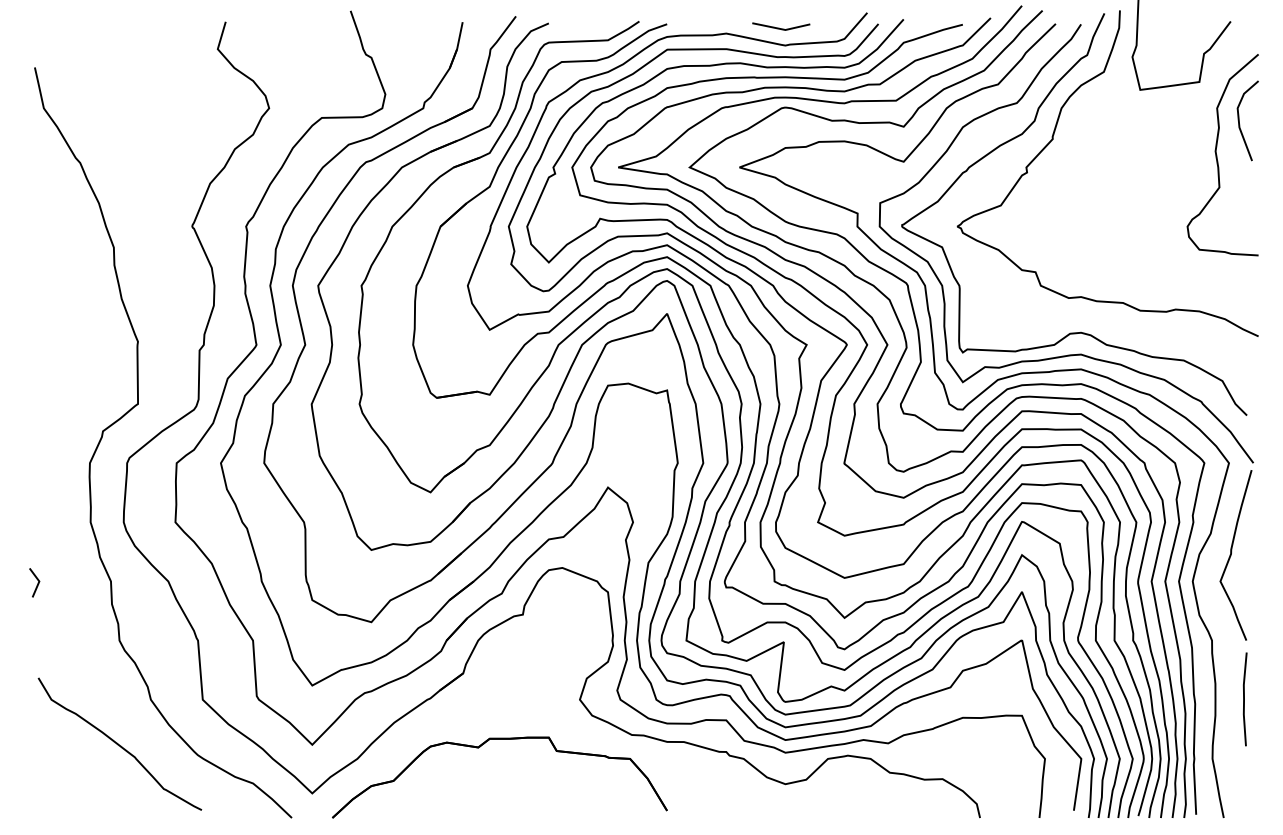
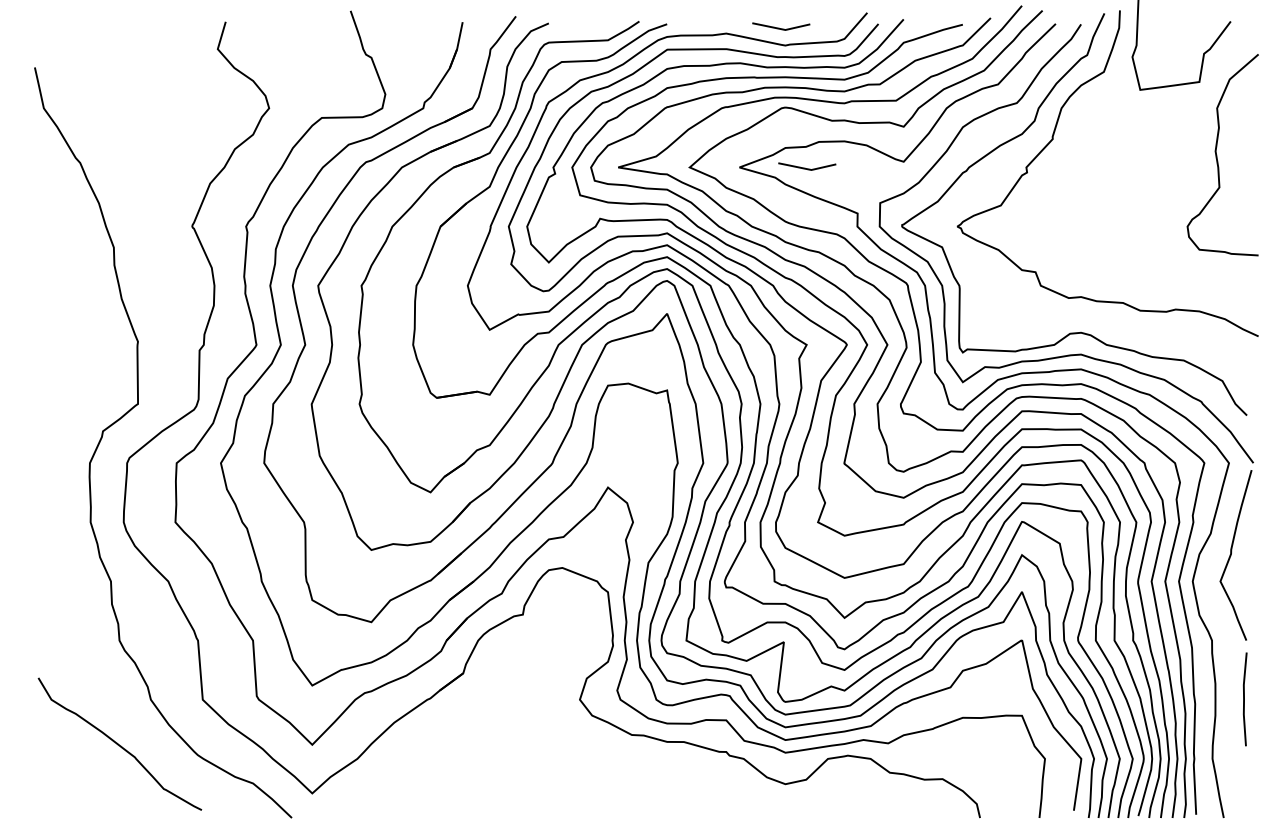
line: present -> none (1239, 120)
line: none -> present (807, 168)
line: present -> none (37, 582)
part: present -> none (480, 747)
